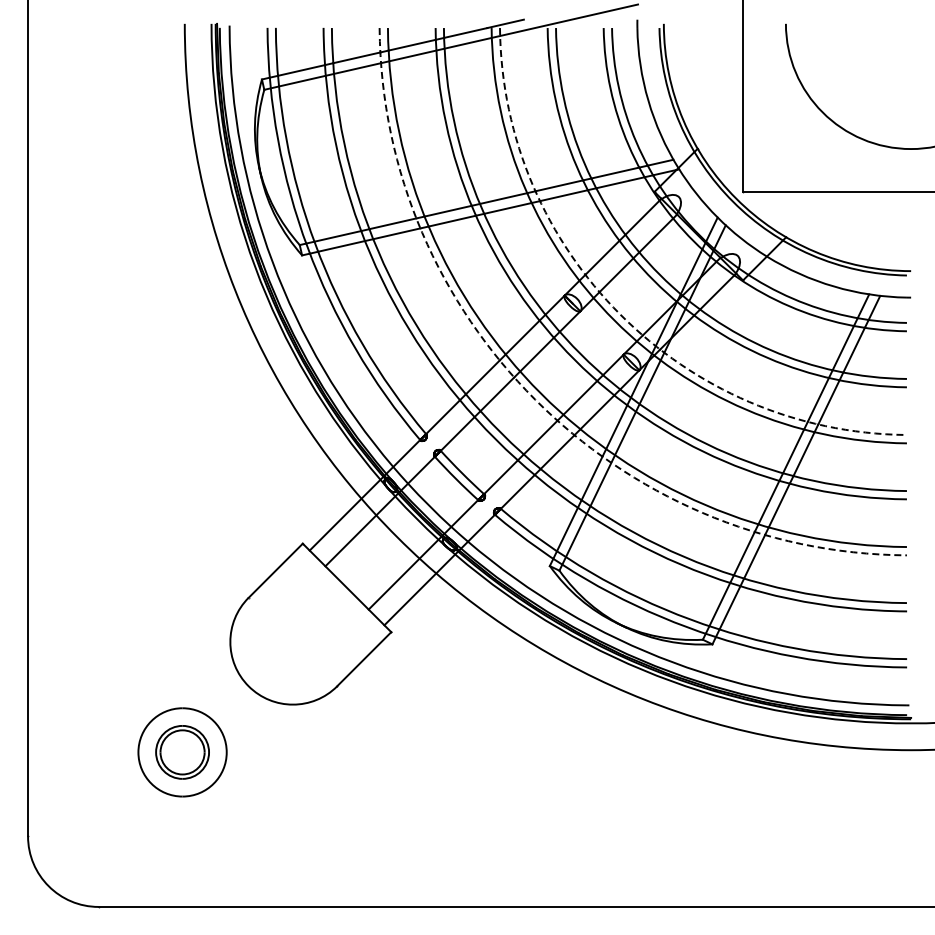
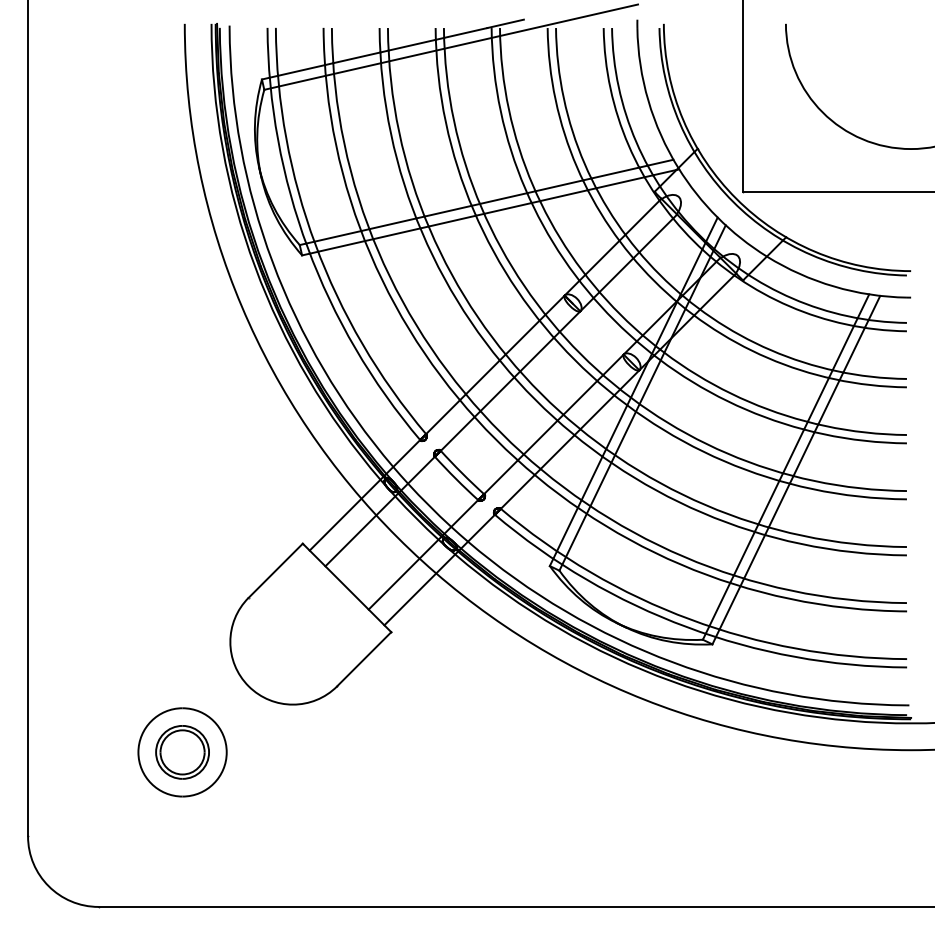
arc: dashed -> solid (620, 314)
arc: dashed -> solid (535, 399)
